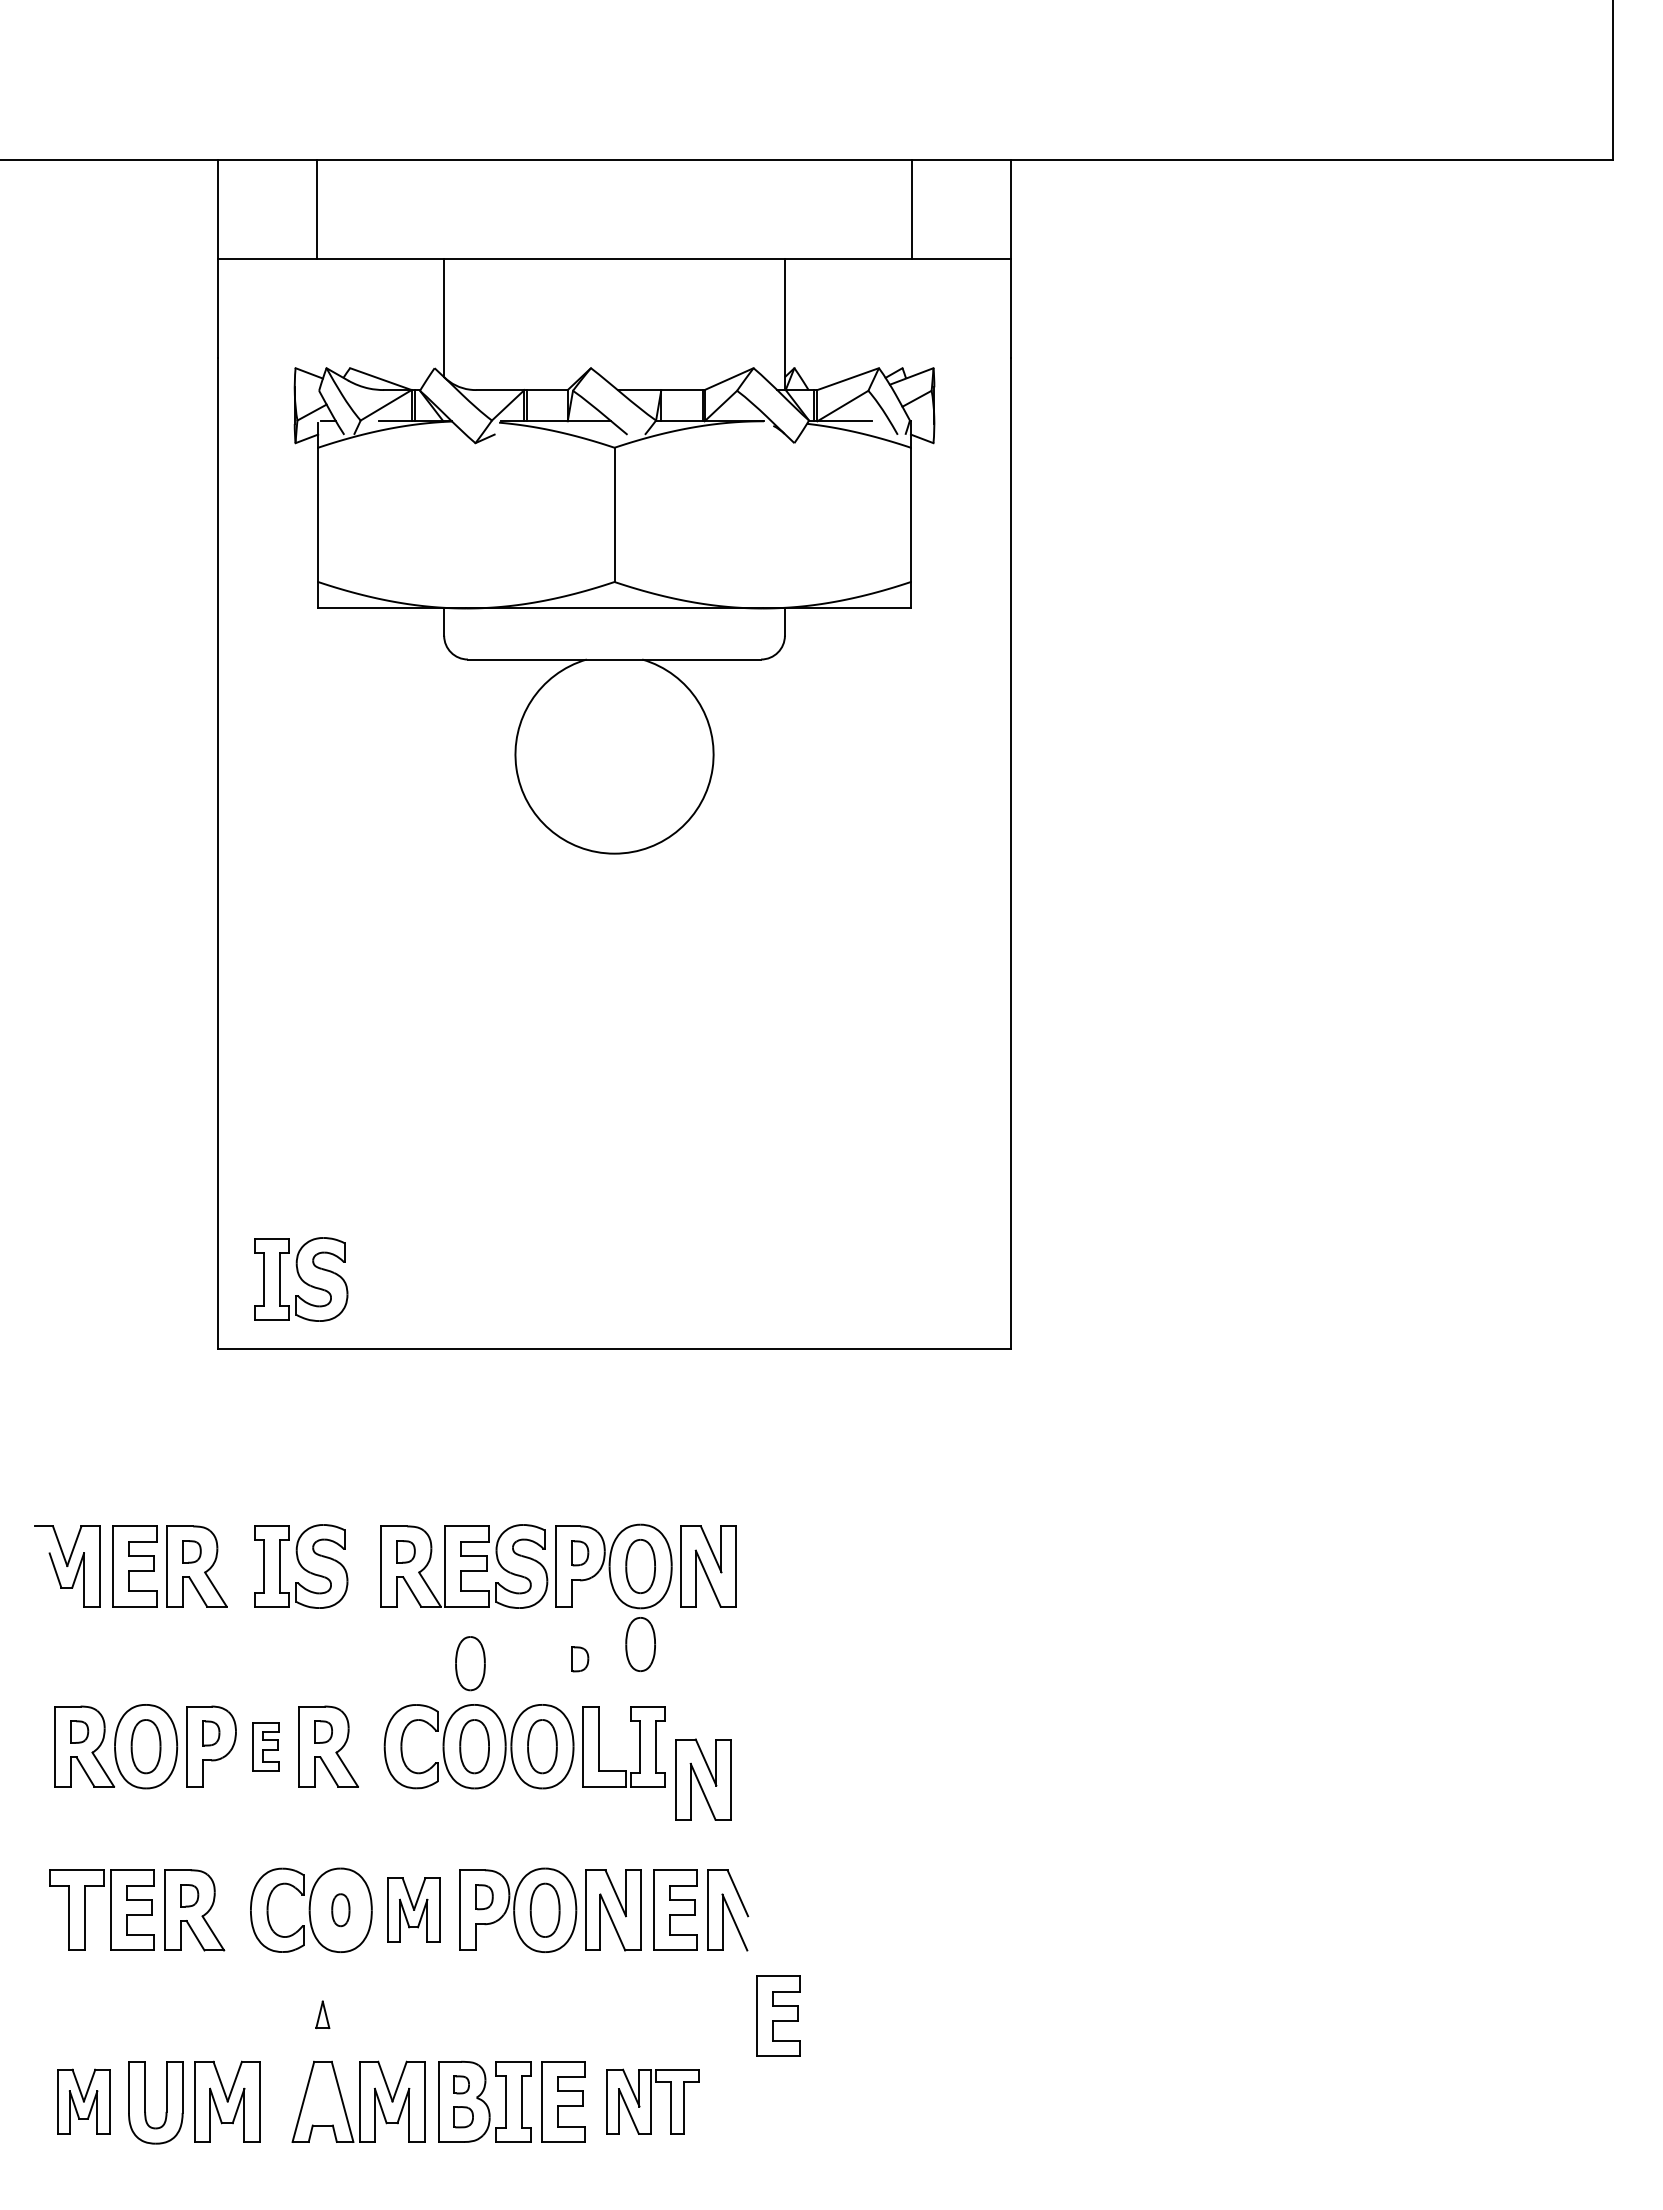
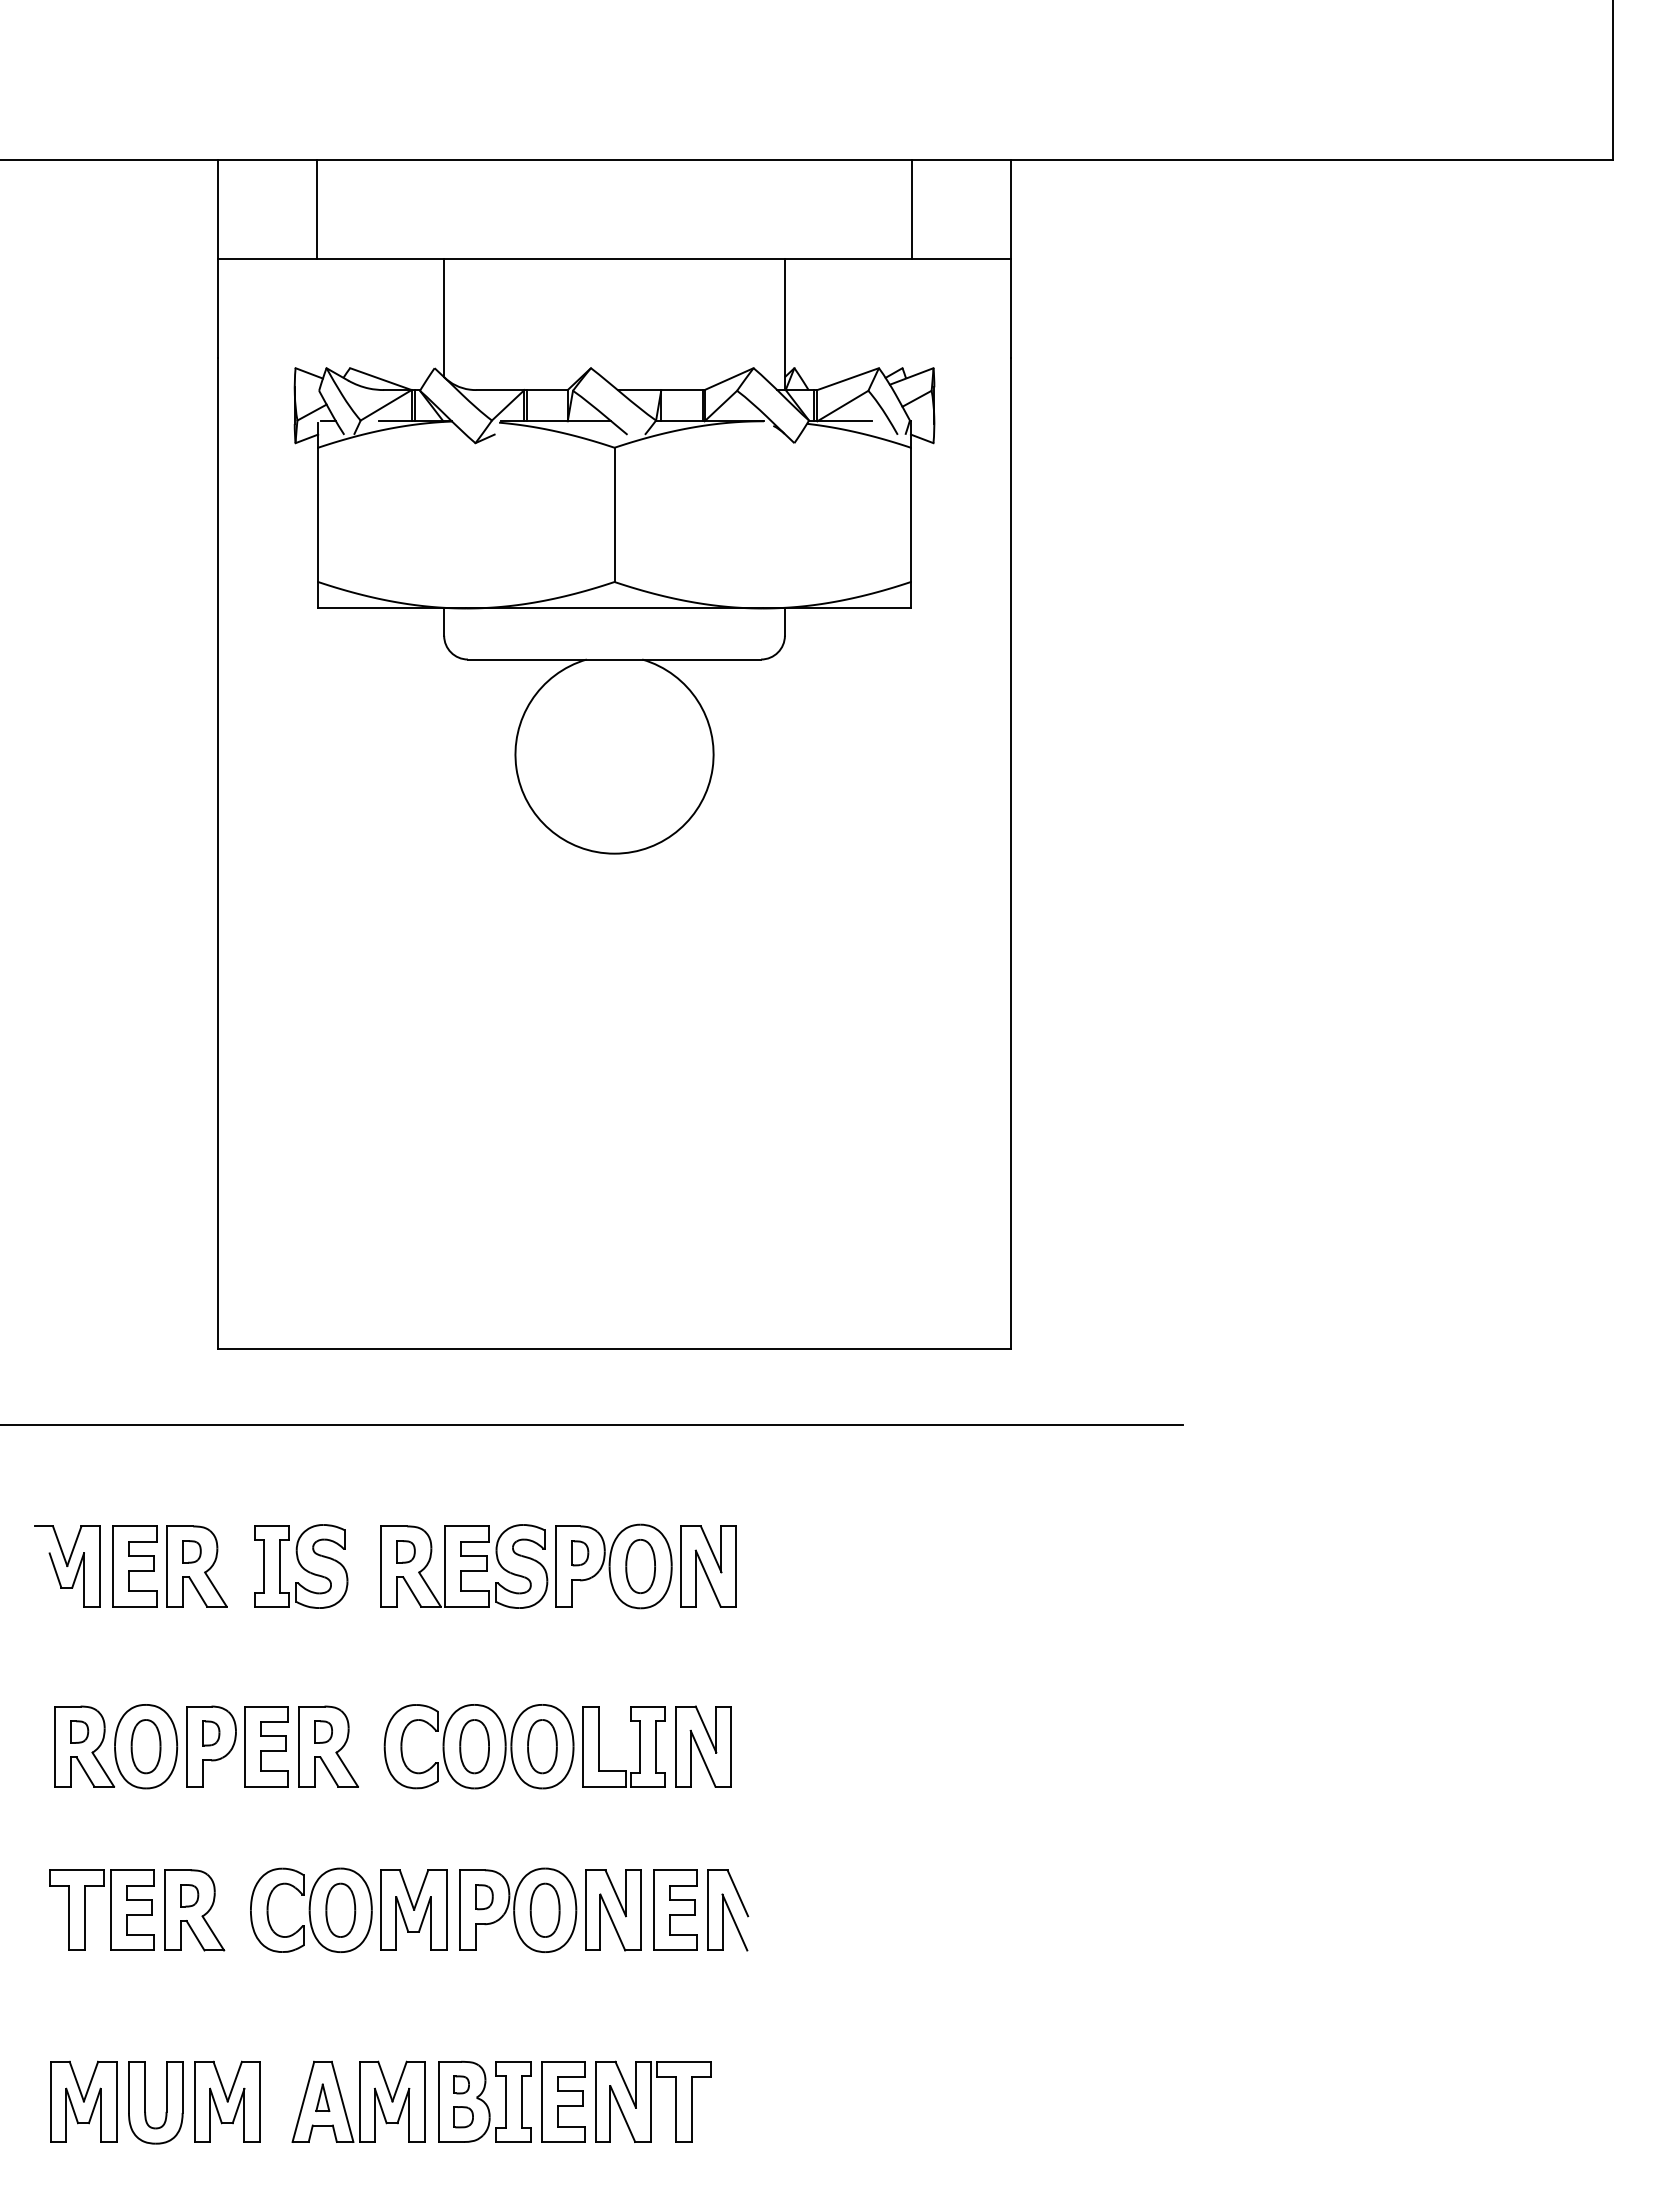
part: present -> none (301, 1279)
line: none -> present (592, 1424)
part: present -> none (640, 1644)
part: present -> none (580, 1659)
part: present -> none (470, 1663)
part size: 28x50 px -> 45x82 px (266, 1746)
part position: (703, 1779) -> (703, 1746) (703, 1746)
part size: 54x66 px -> 68x82 px (413, 1909)
part size: 20x35 px -> 32x56 px (340, 1909)
part position: (322, 2014) -> (322, 2097) (322, 2097)
part: present -> none (778, 2015)
part size: 54x67 px -> 68x83 px (83, 2101)
part size: 94x67 px -> 117x83 px (653, 2101)
